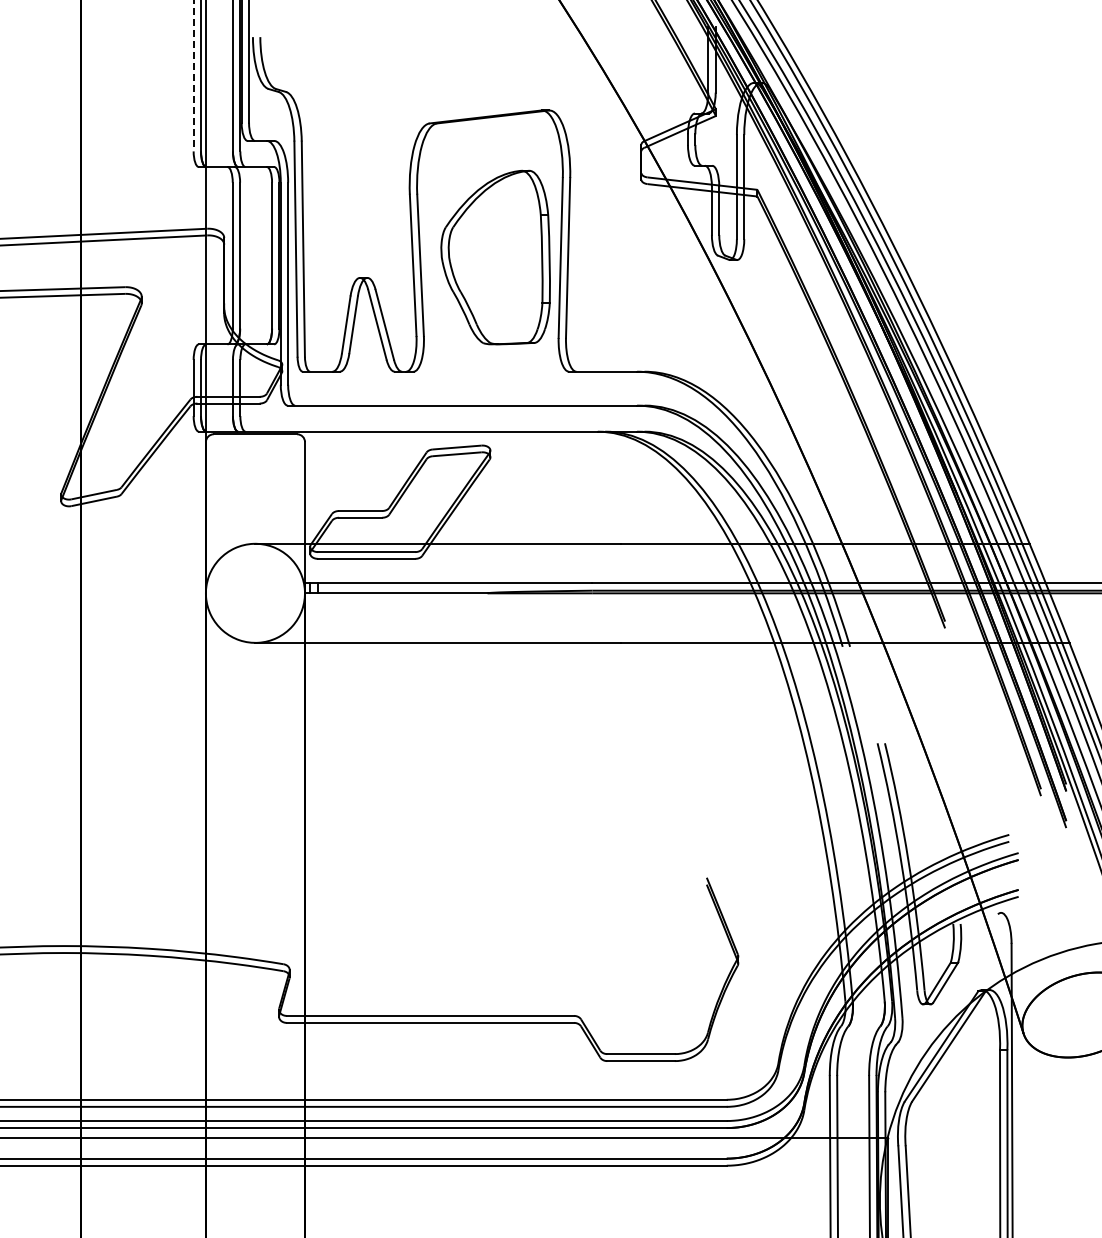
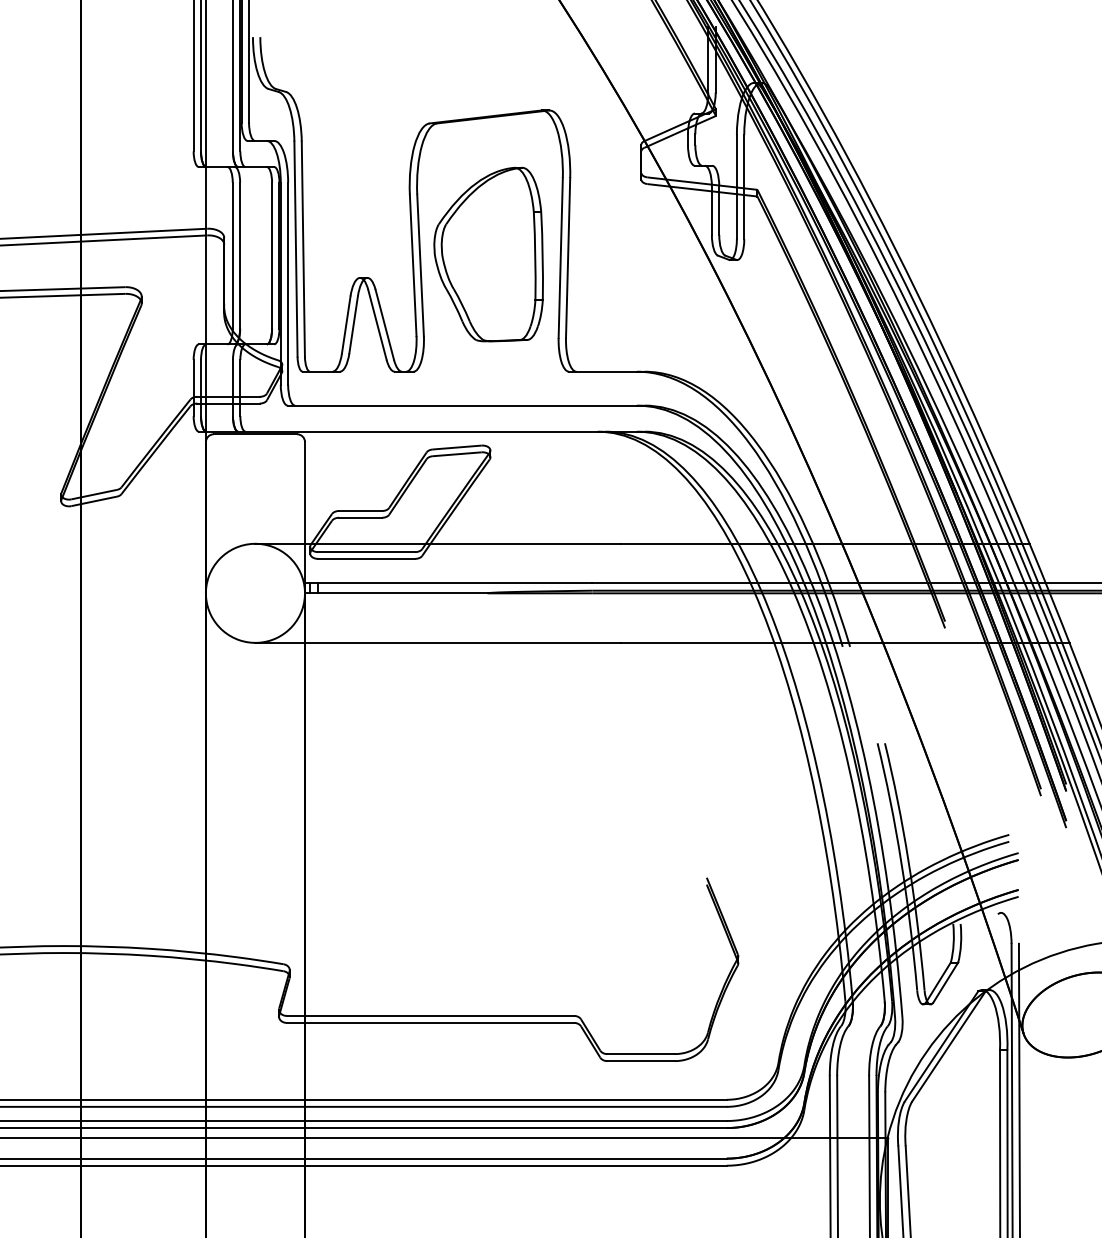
line: dashed -> solid (193, 76)
part position: (495, 257) -> (488, 254) (488, 254)
line: none -> present (1018, 1088)
